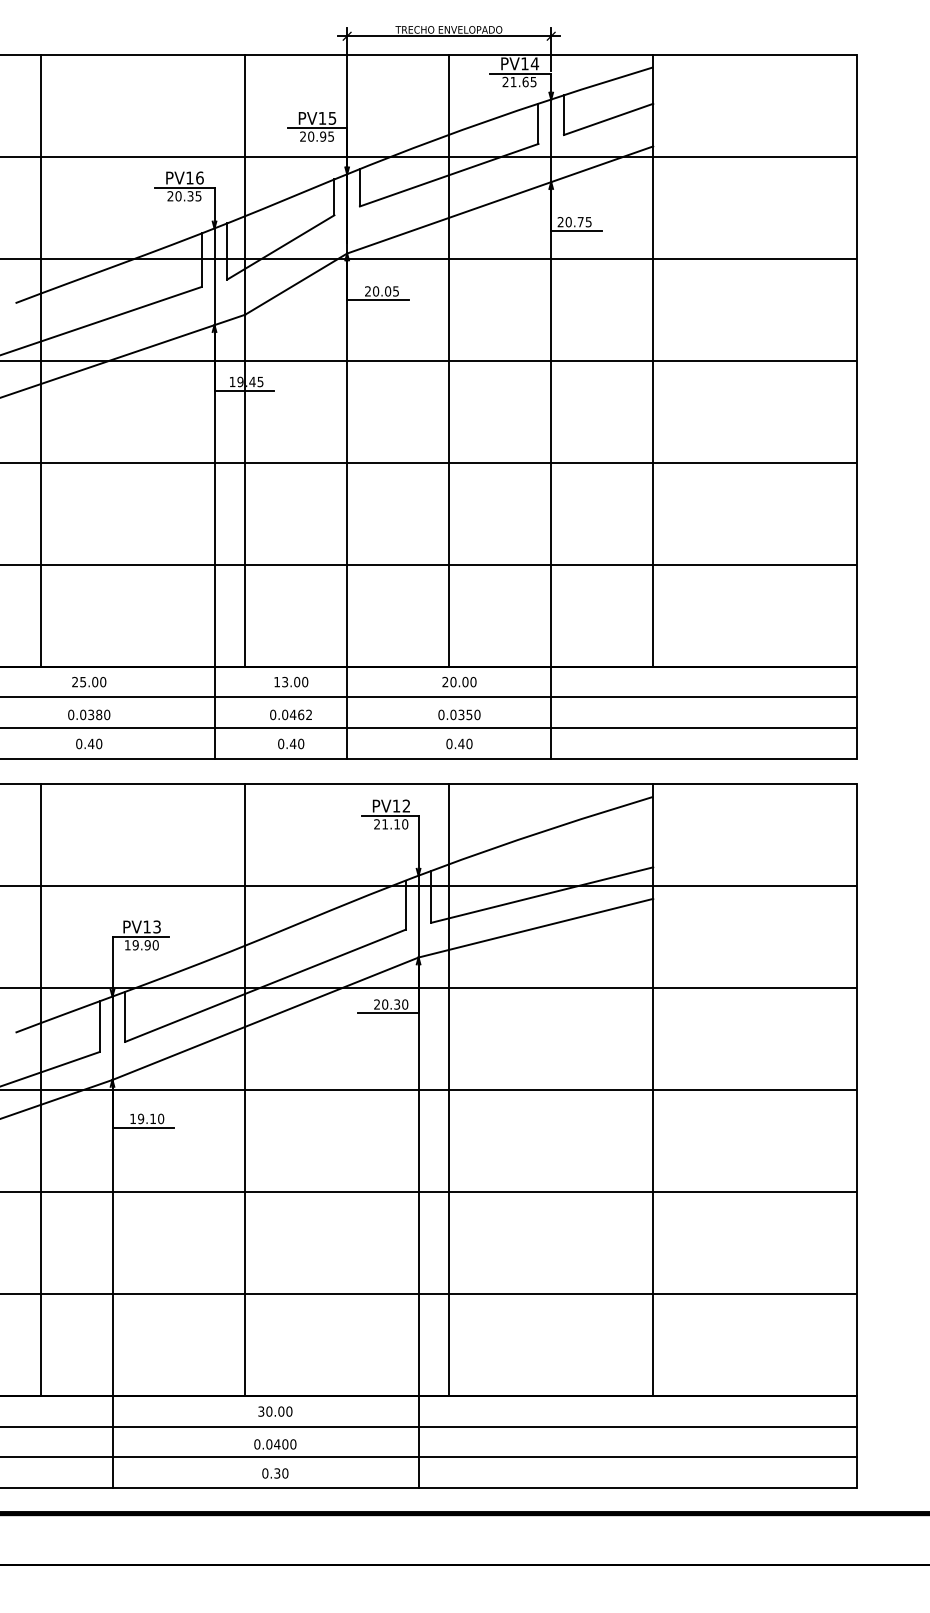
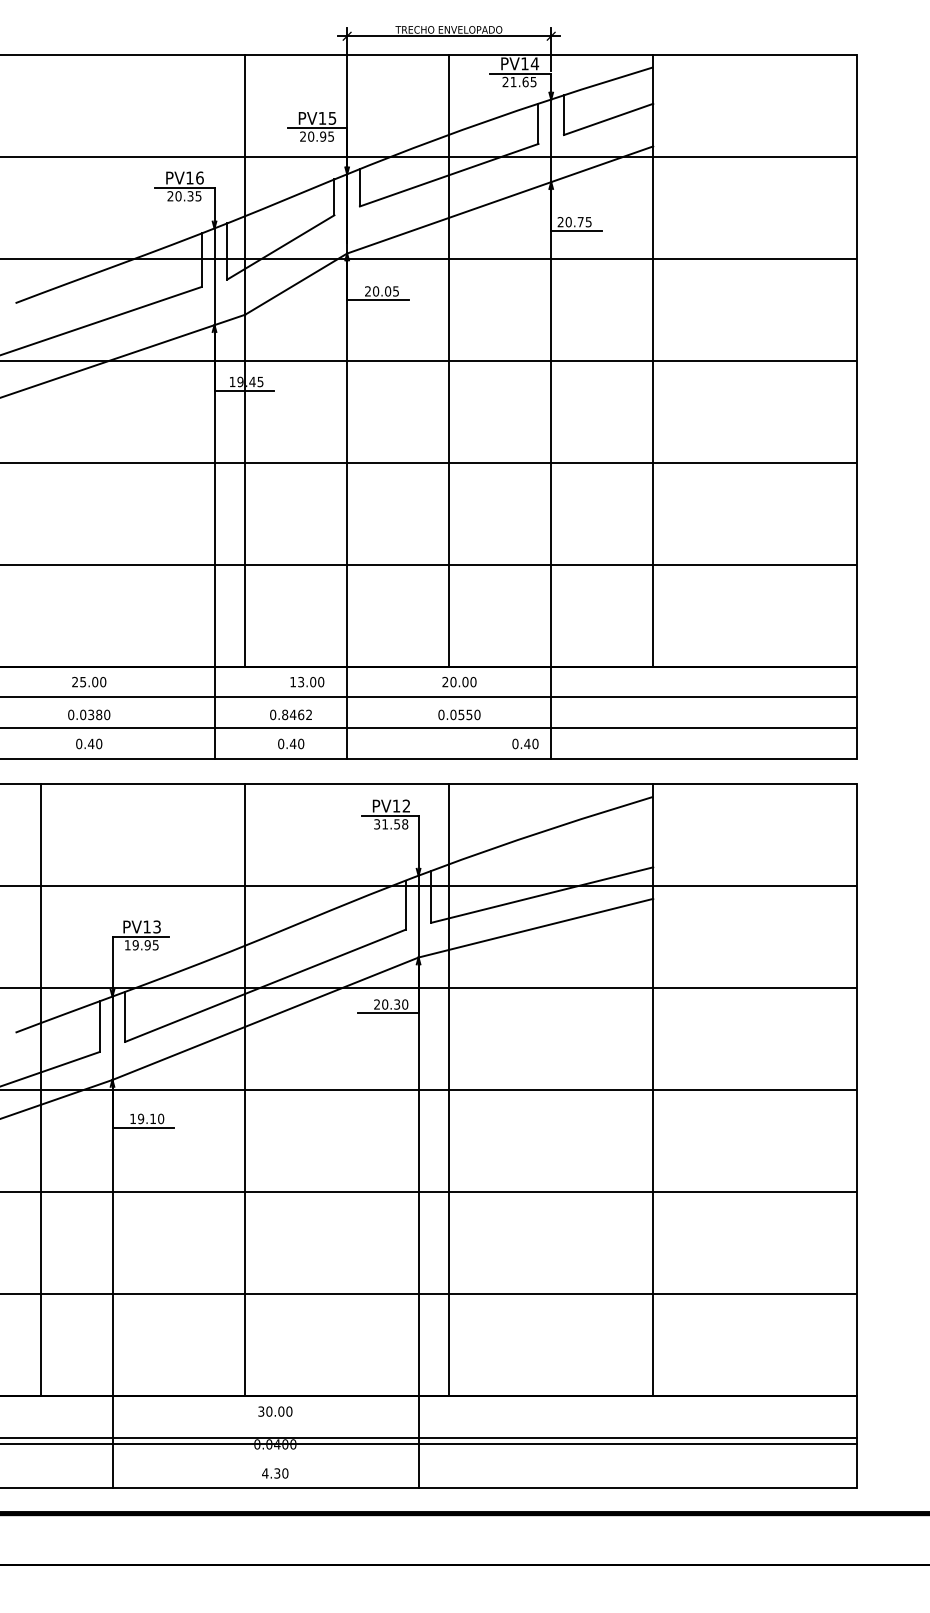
line: present -> none (41, 360)
text position: (291, 681) -> (307, 681) (307, 681)
text: 0.0462 -> 0.8462 (285, 714)
text: 0.0350 -> 0.0550 (461, 714)
text position: (459, 743) -> (525, 743) (525, 743)
text: 21.10 -> 31.58 (391, 824)
text: 19.90 -> 19.95 (155, 945)
line position: (429, 1426) -> (429, 1437) (429, 1437)
line position: (429, 1457) -> (429, 1444) (429, 1444)
text: 0.30 -> 4.30 (265, 1473)
